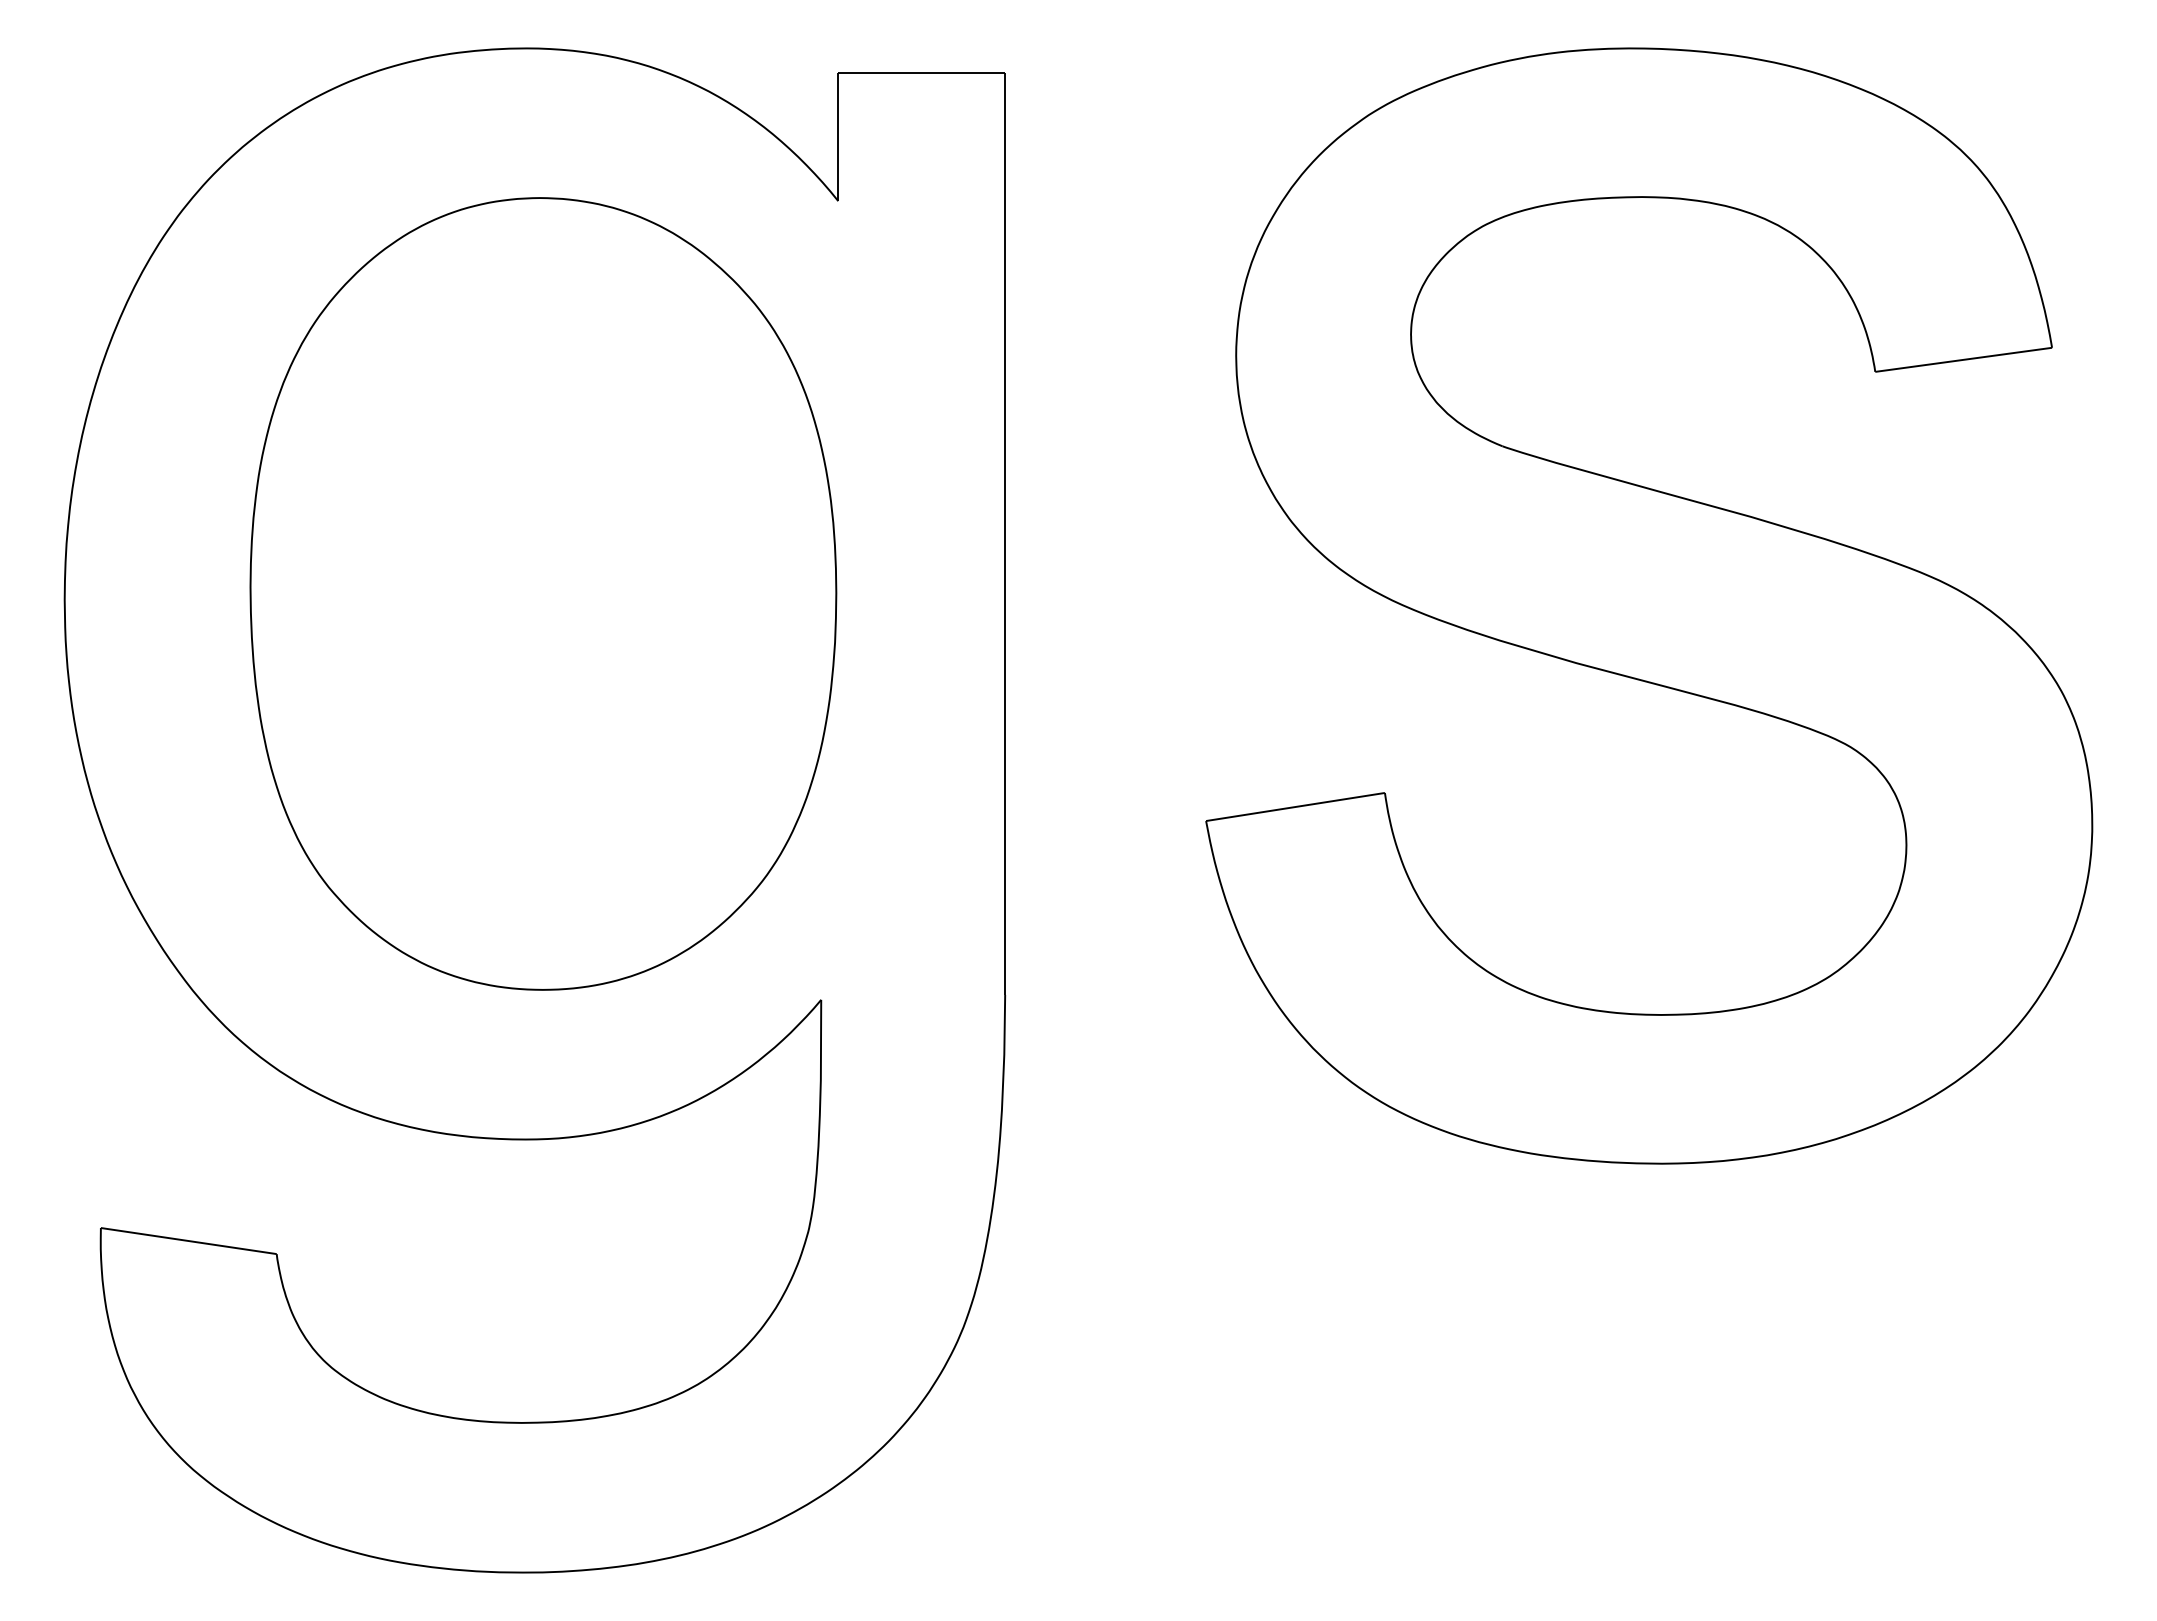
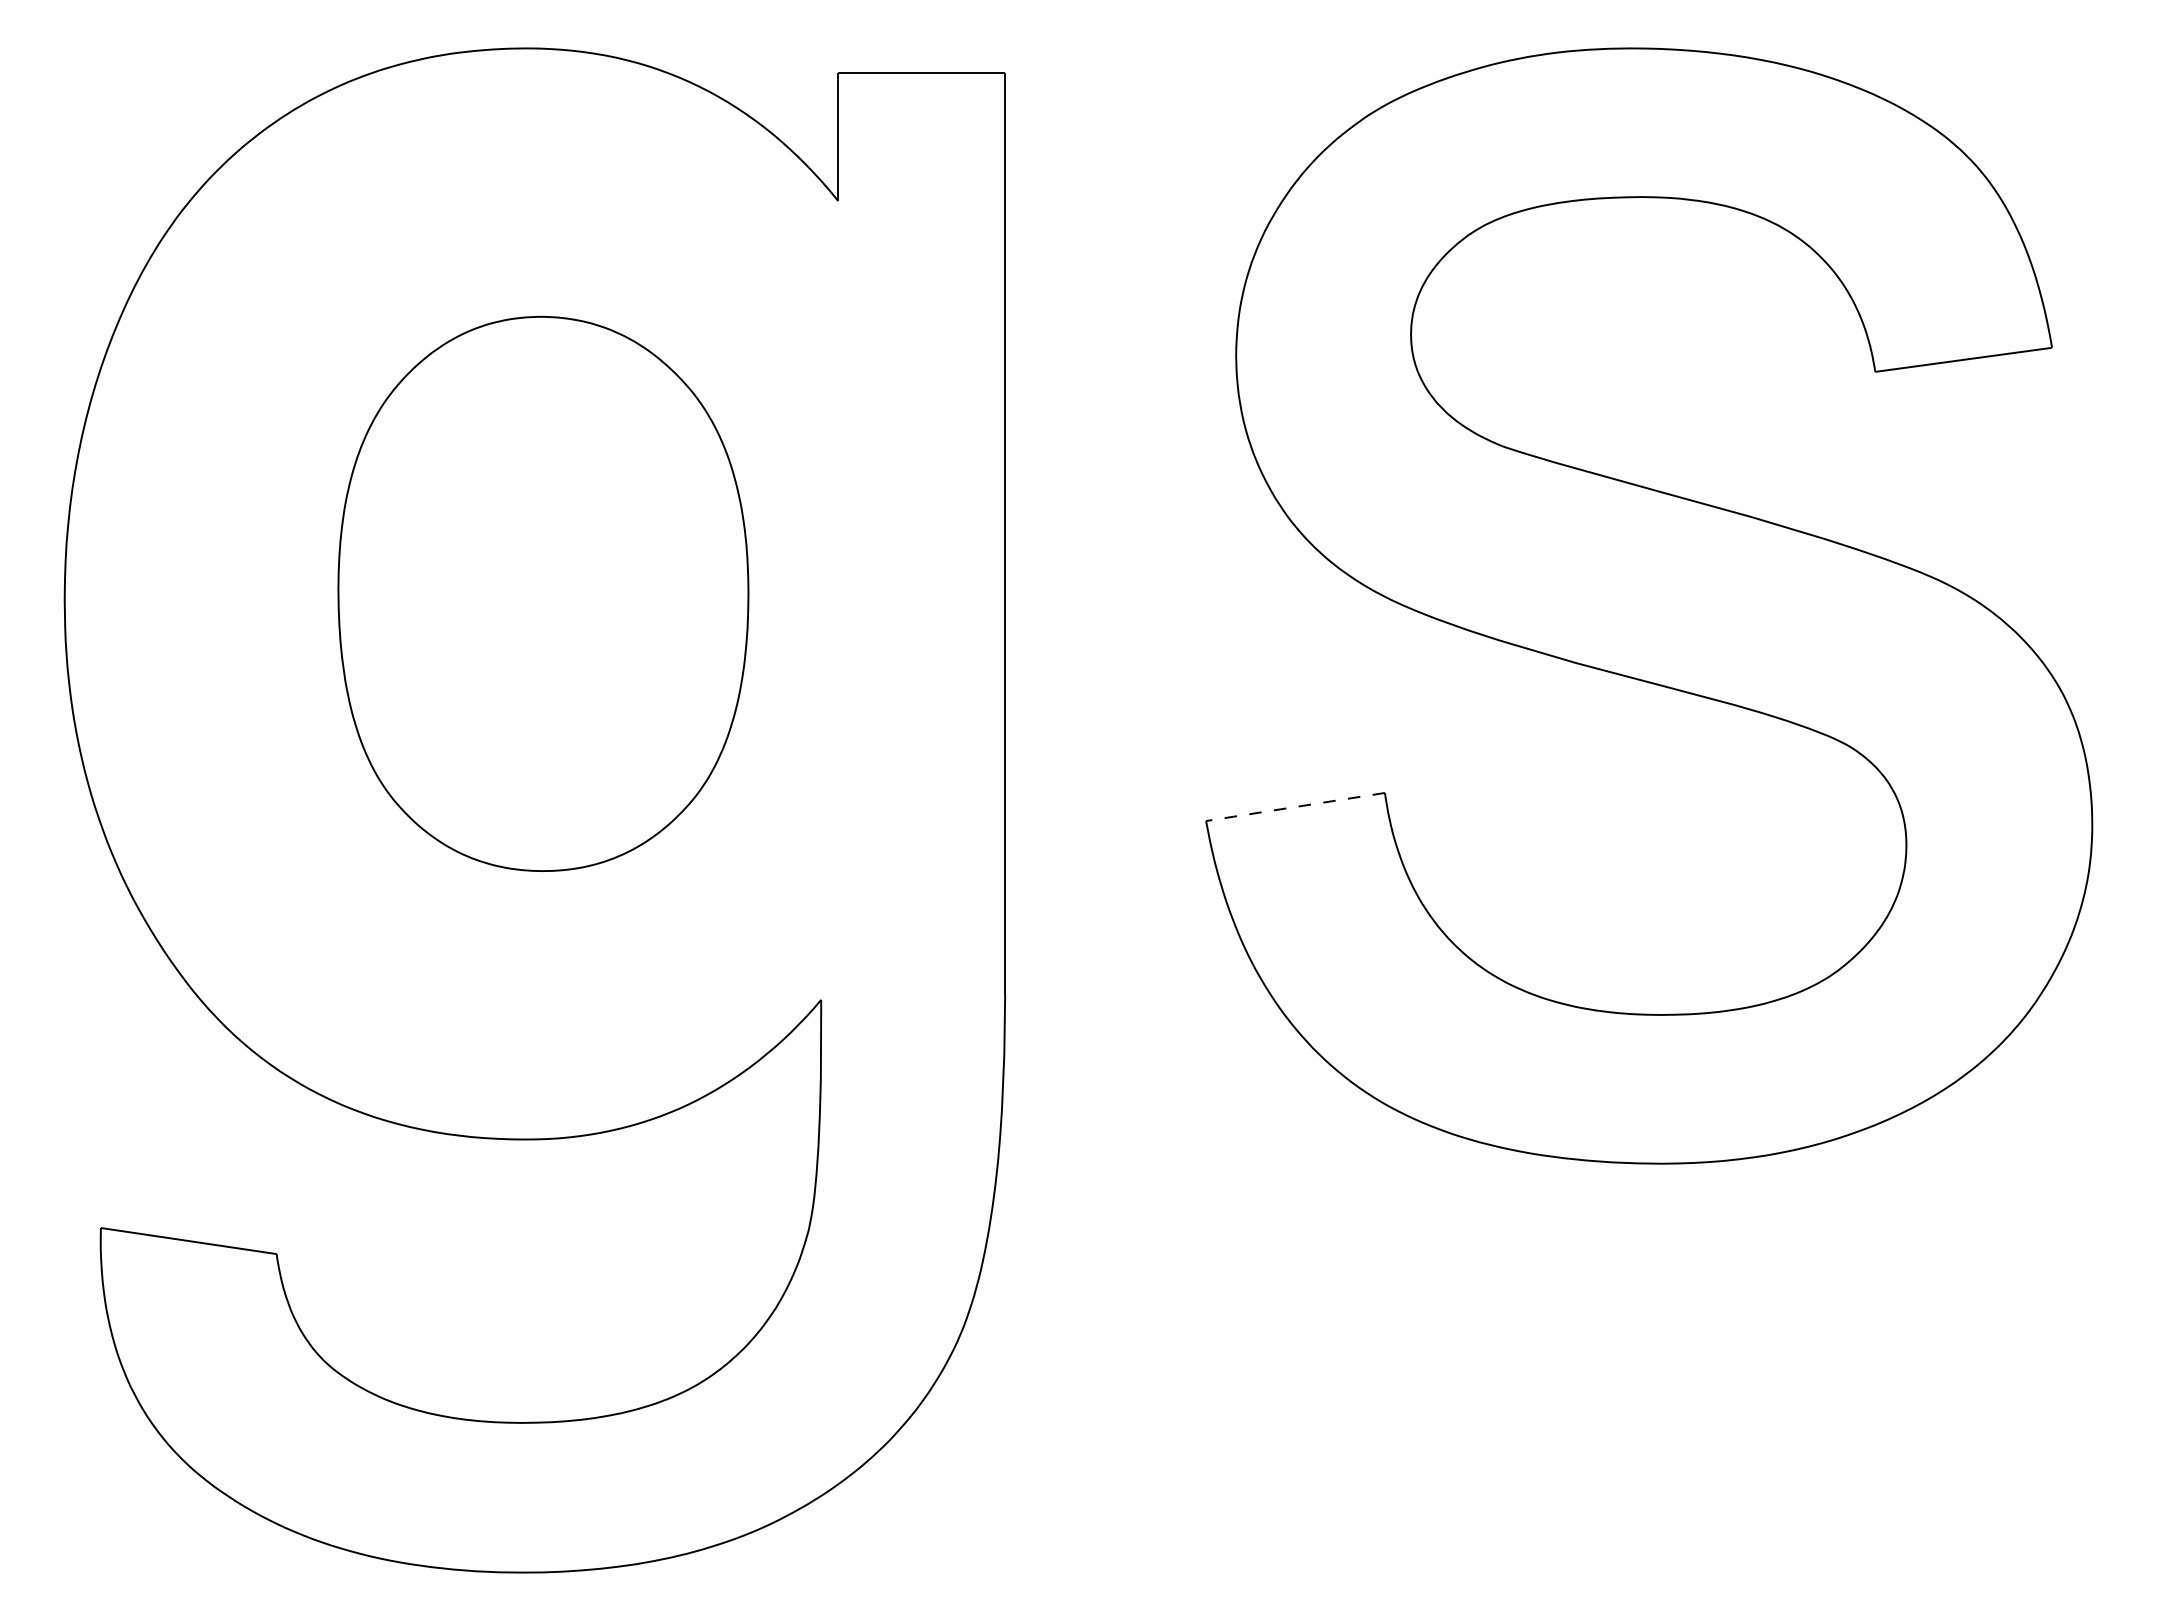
part size: 589x794 px -> 413x557 px (543, 593)
line: solid -> dashed (1295, 807)
